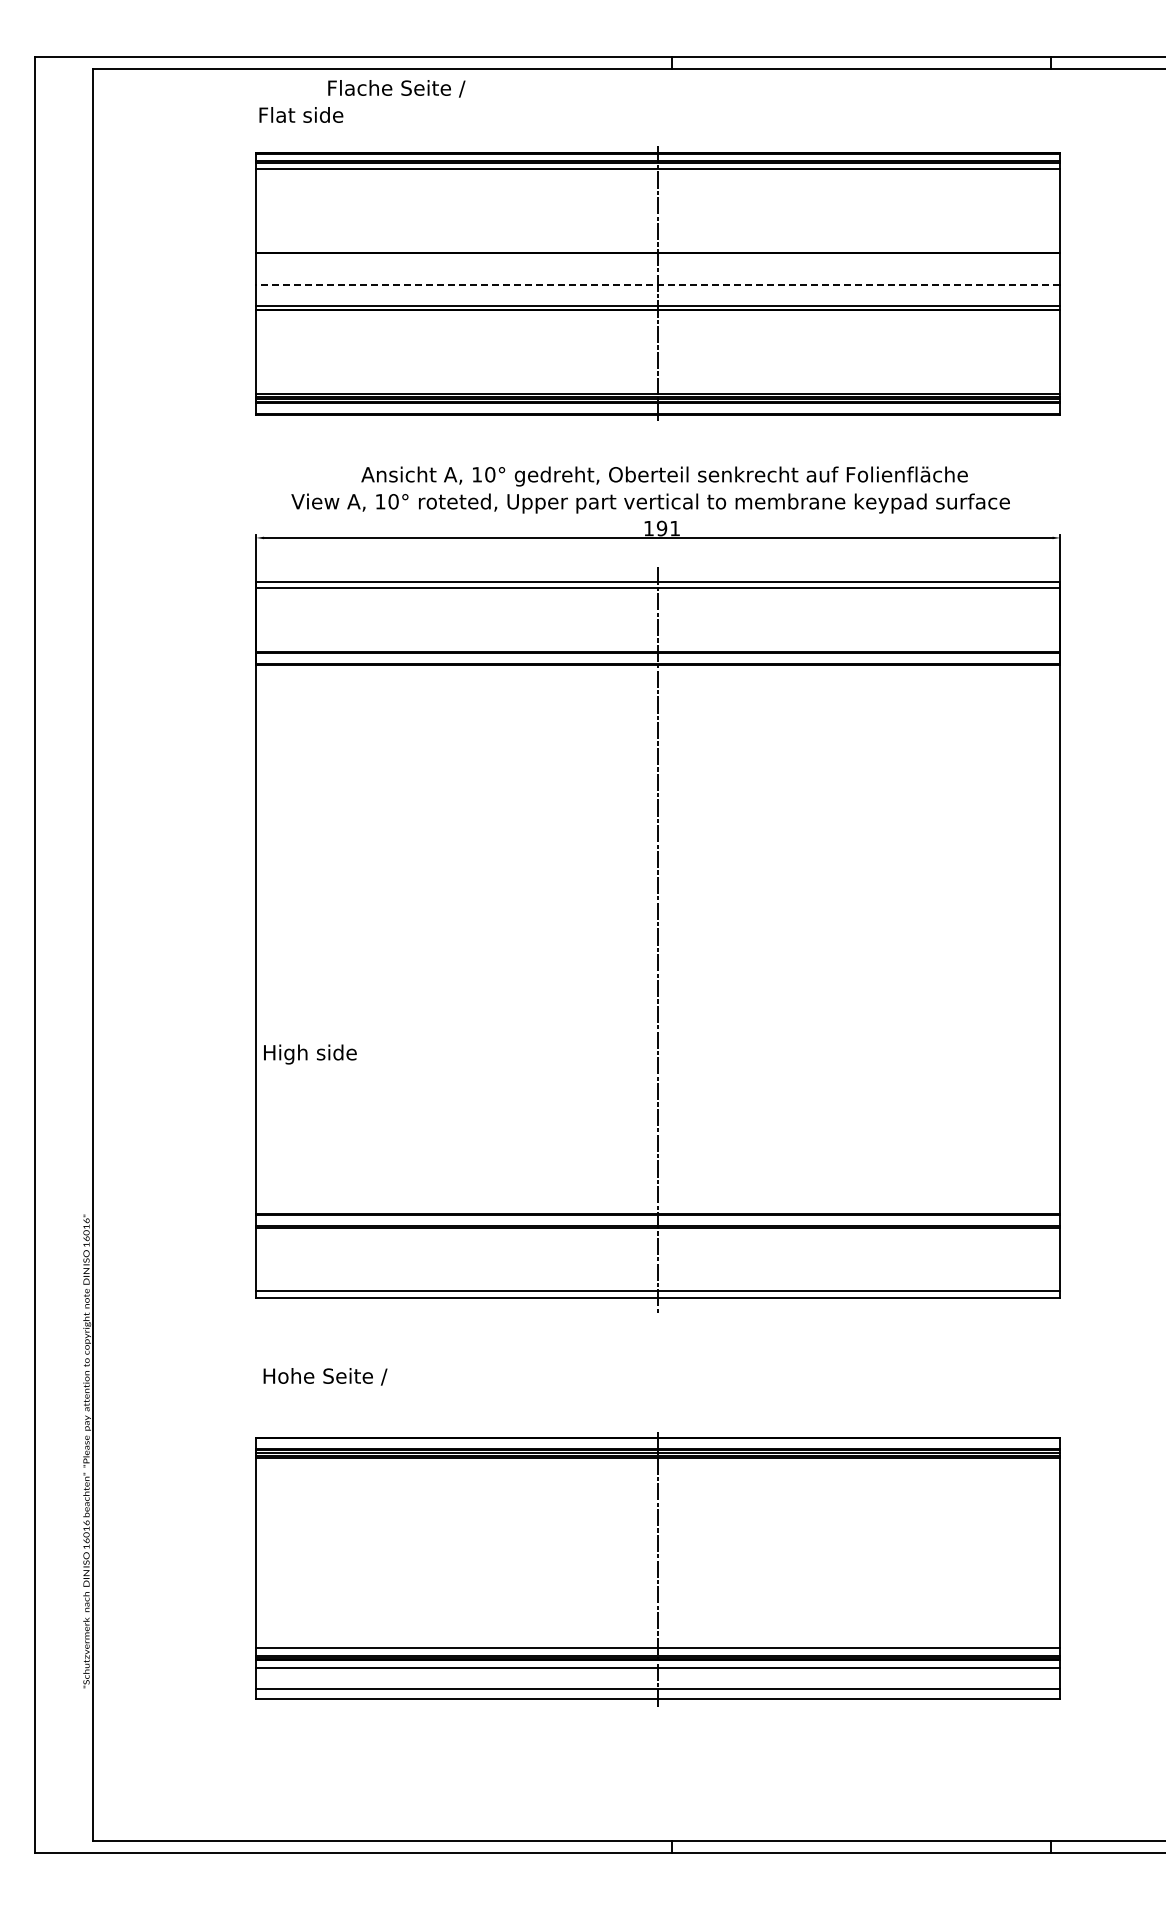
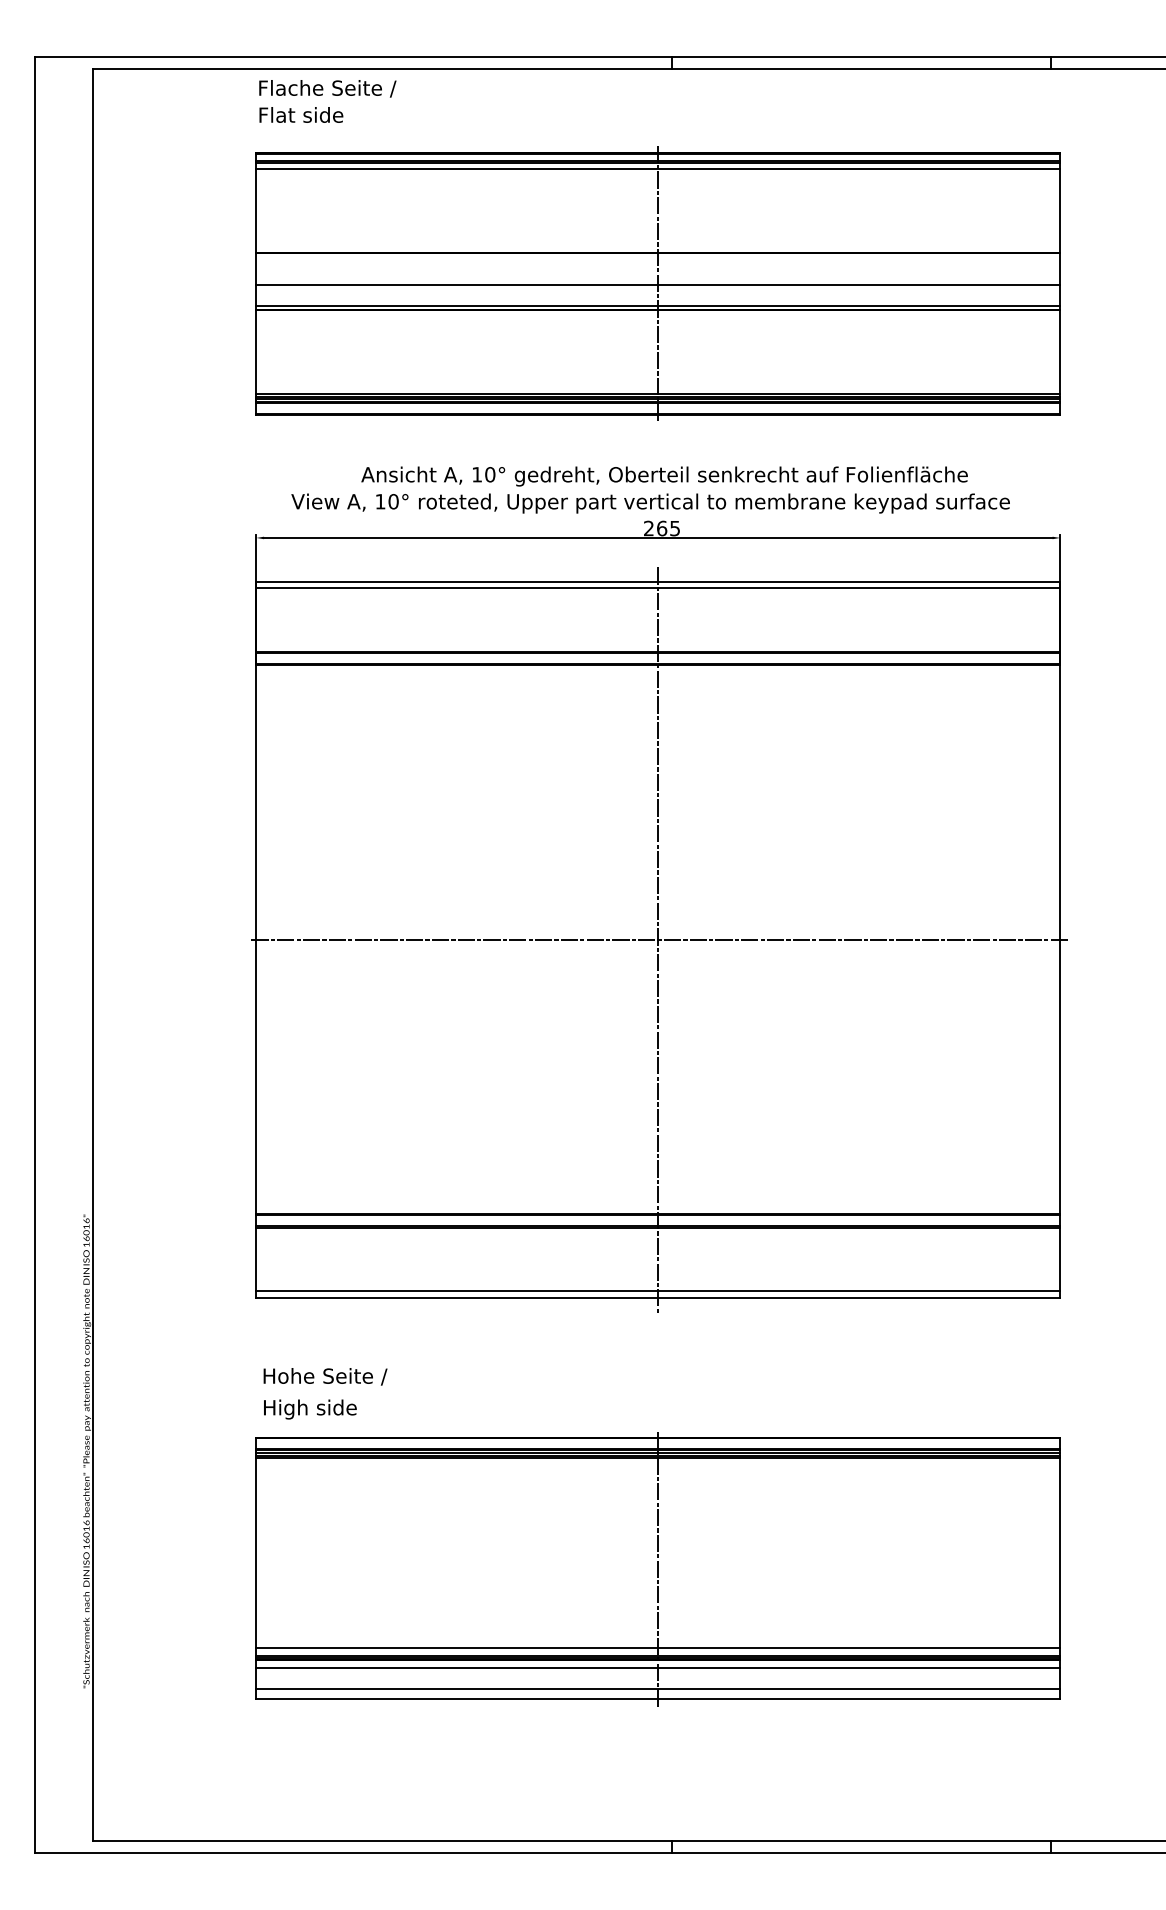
text position: (396, 88) -> (327, 88) (327, 88)
line: dashed -> solid (658, 285)
text: 191 -> 265 (661, 528)
line: none -> present (657, 939)
text position: (310, 1054) -> (310, 1409) (310, 1409)
